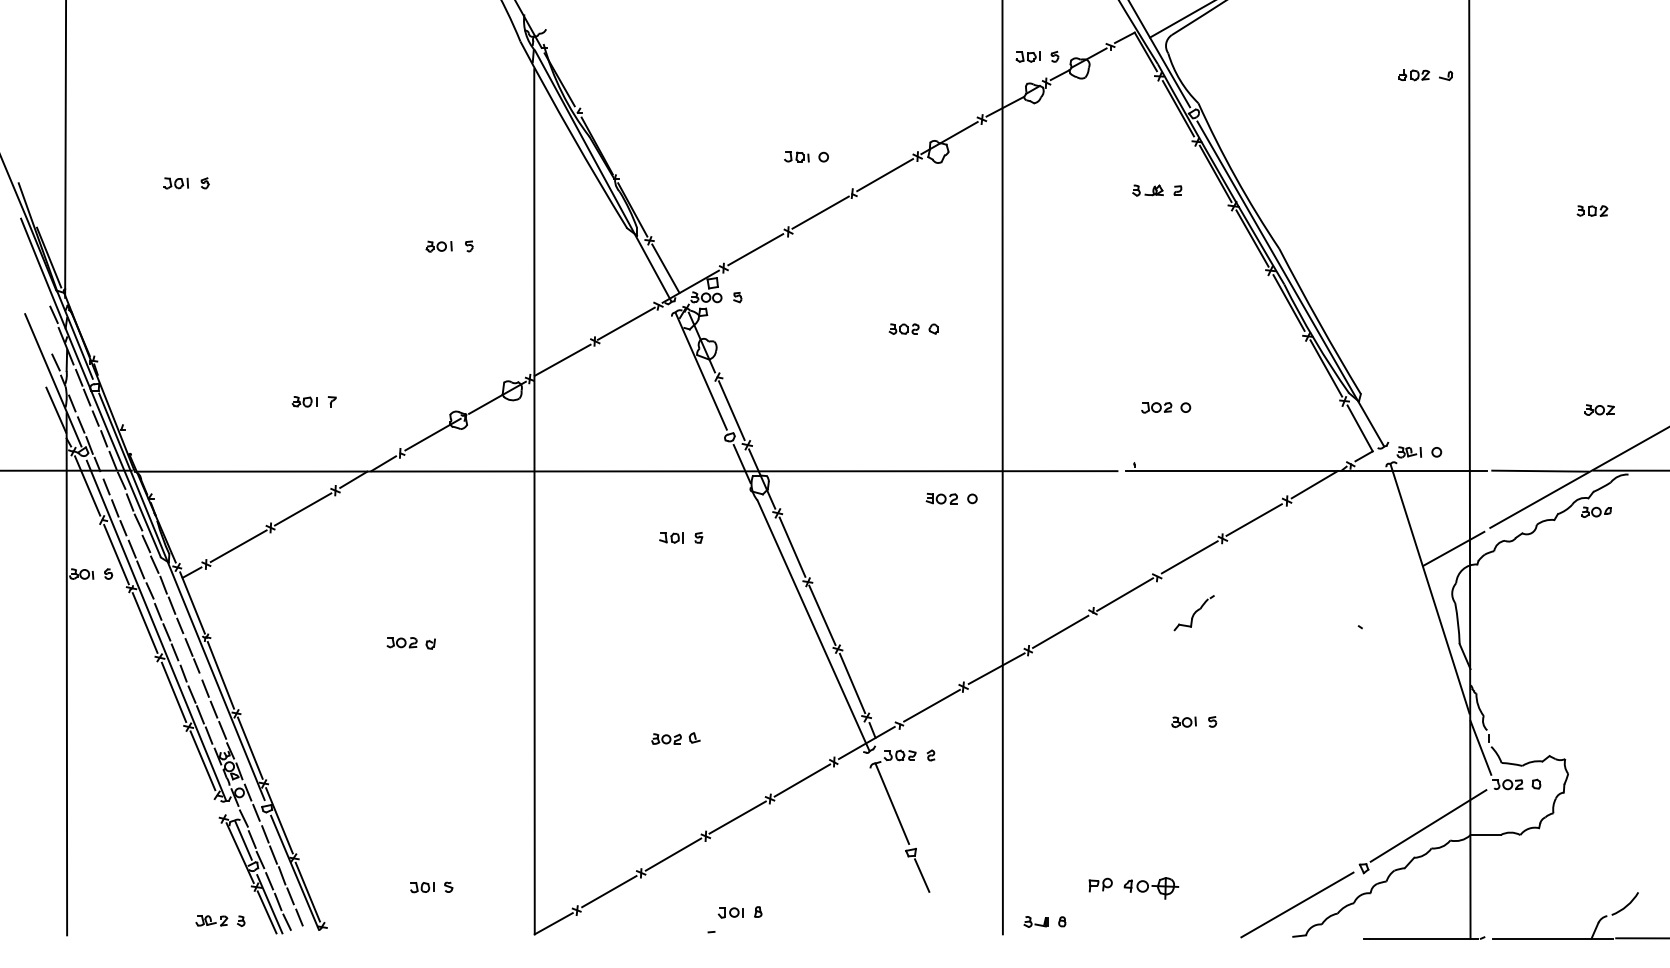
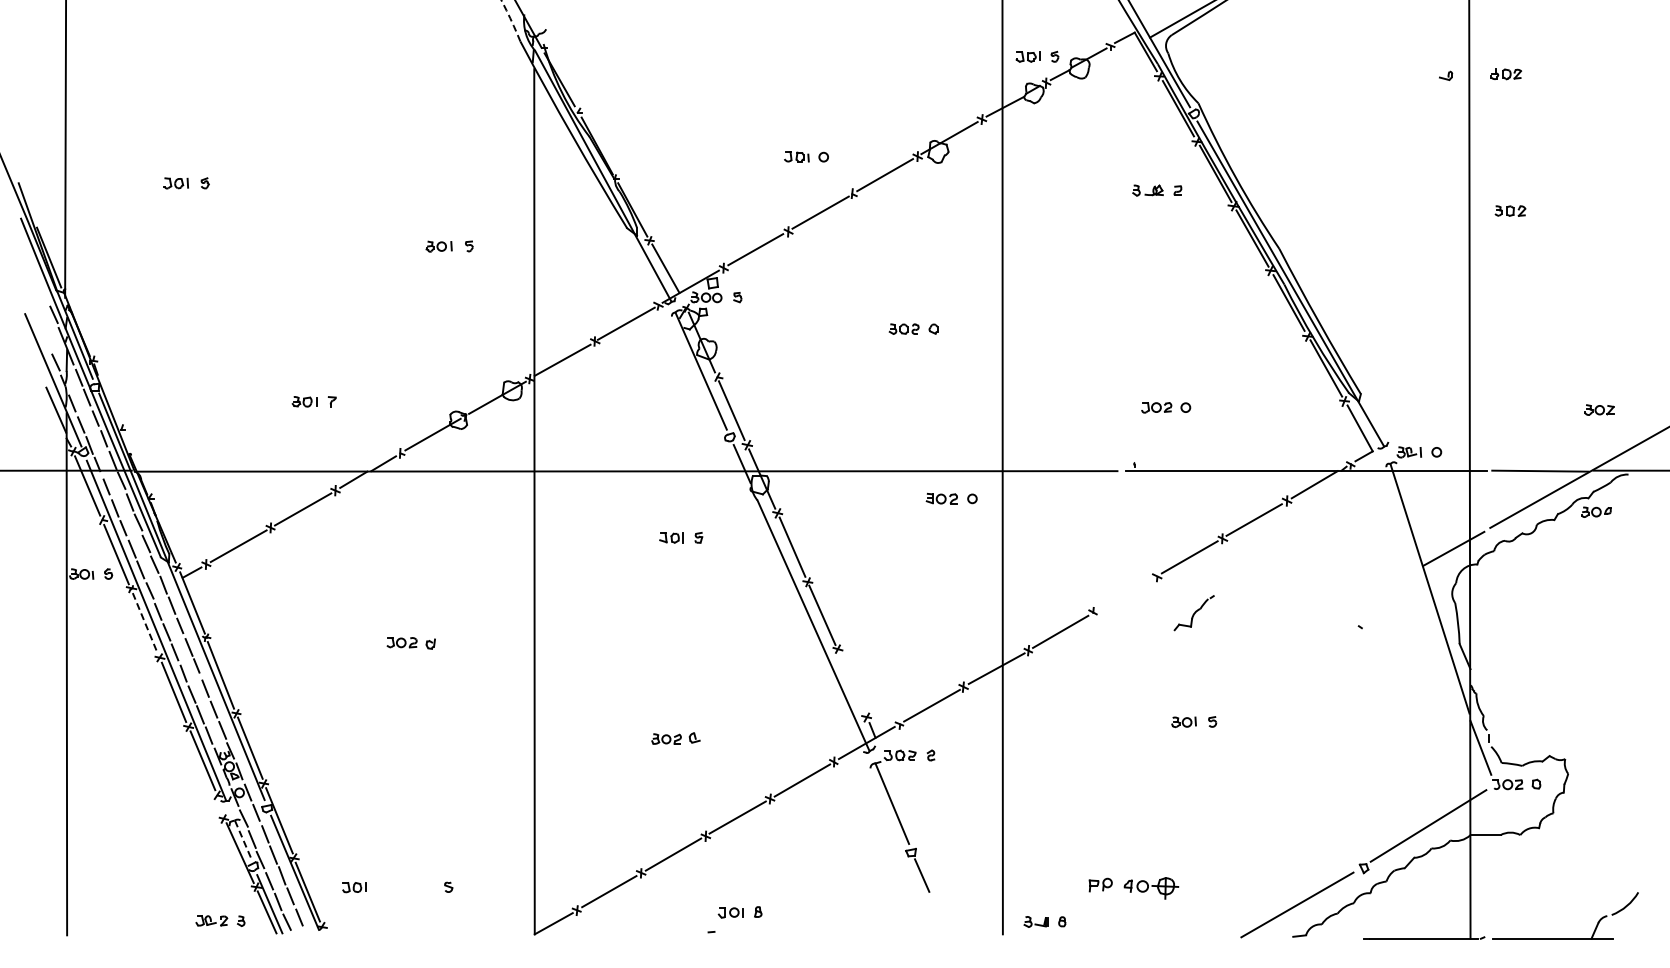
arc: solid -> dashed (511, 20)
part position: (1414, 75) -> (1506, 74) (1506, 74)
part position: (1592, 210) -> (1510, 210) (1510, 210)
line: present -> none (1125, 594)
line: solid -> dashed (145, 623)
line: present -> none (852, 683)
line: solid -> dashed (243, 840)
part position: (422, 887) -> (354, 887) (354, 887)
line: present -> none (1641, 938)
